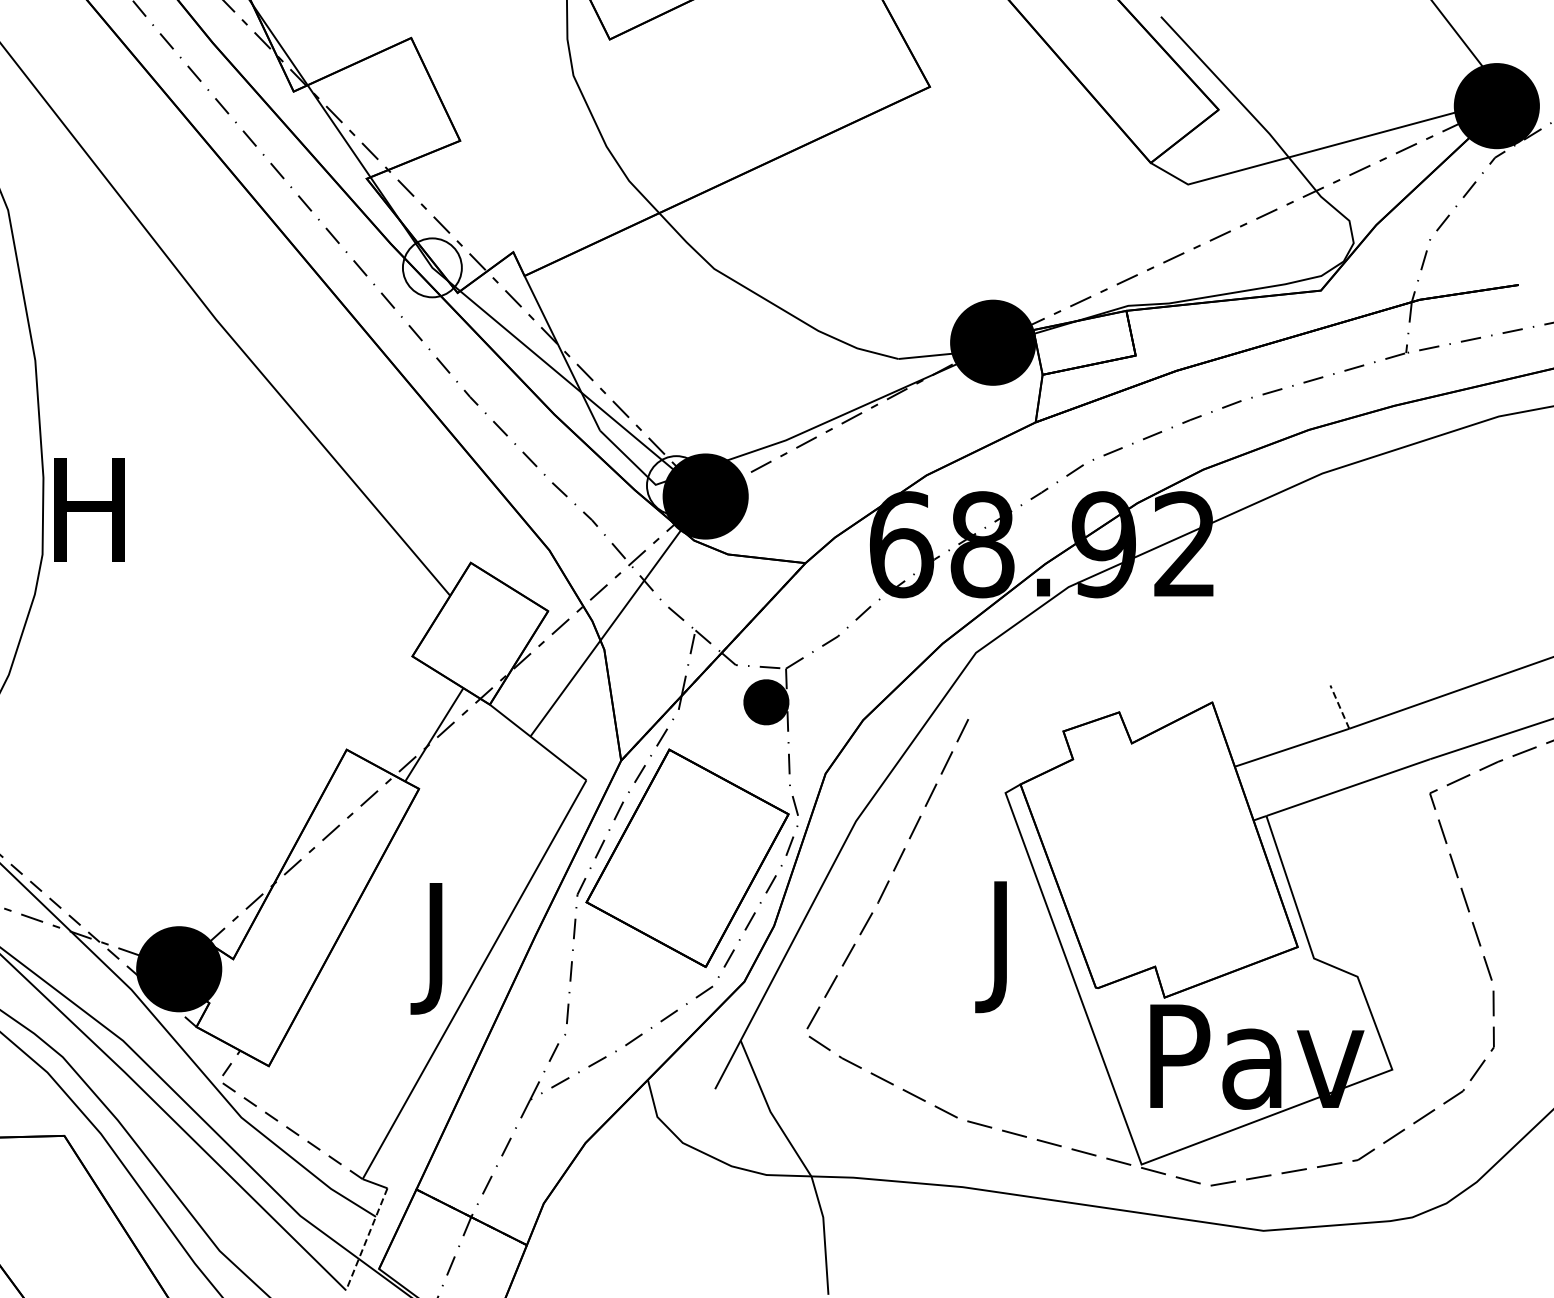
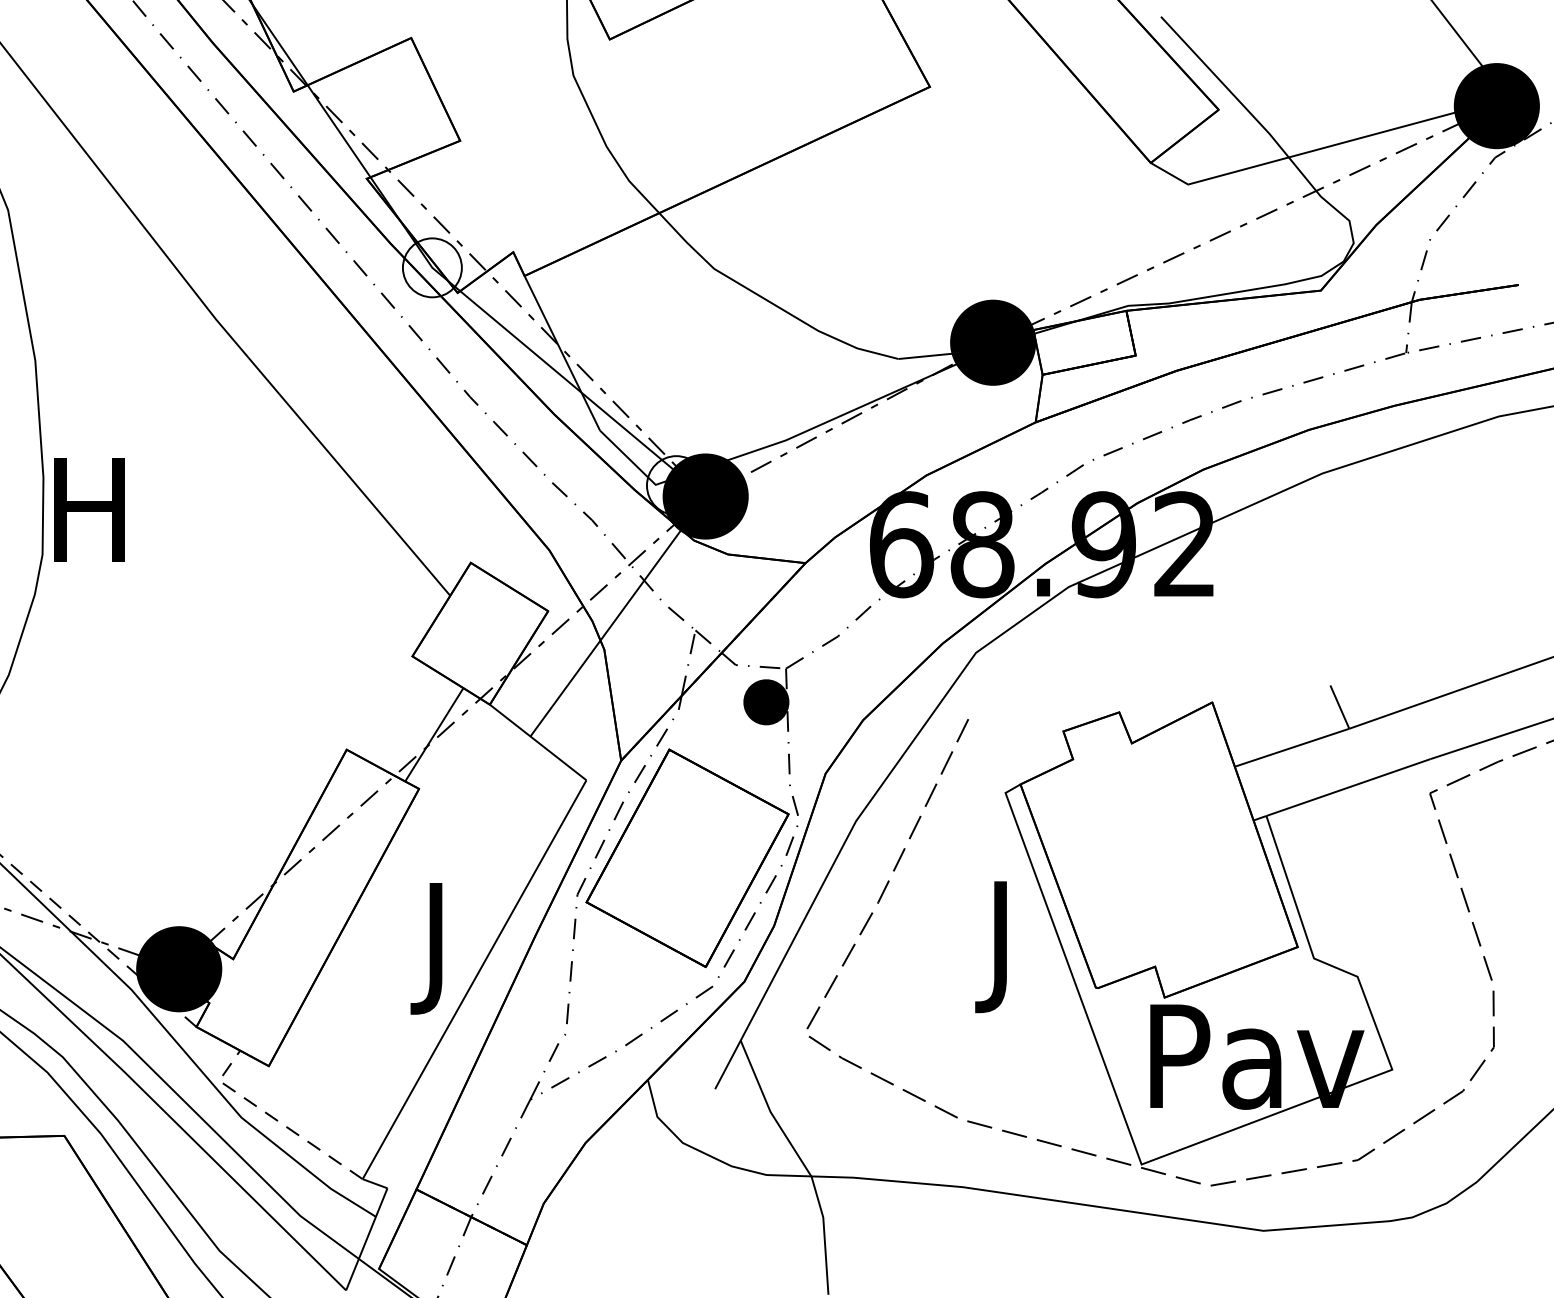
line: dashed -> solid (1339, 707)
line: dashed -> solid (366, 1239)
